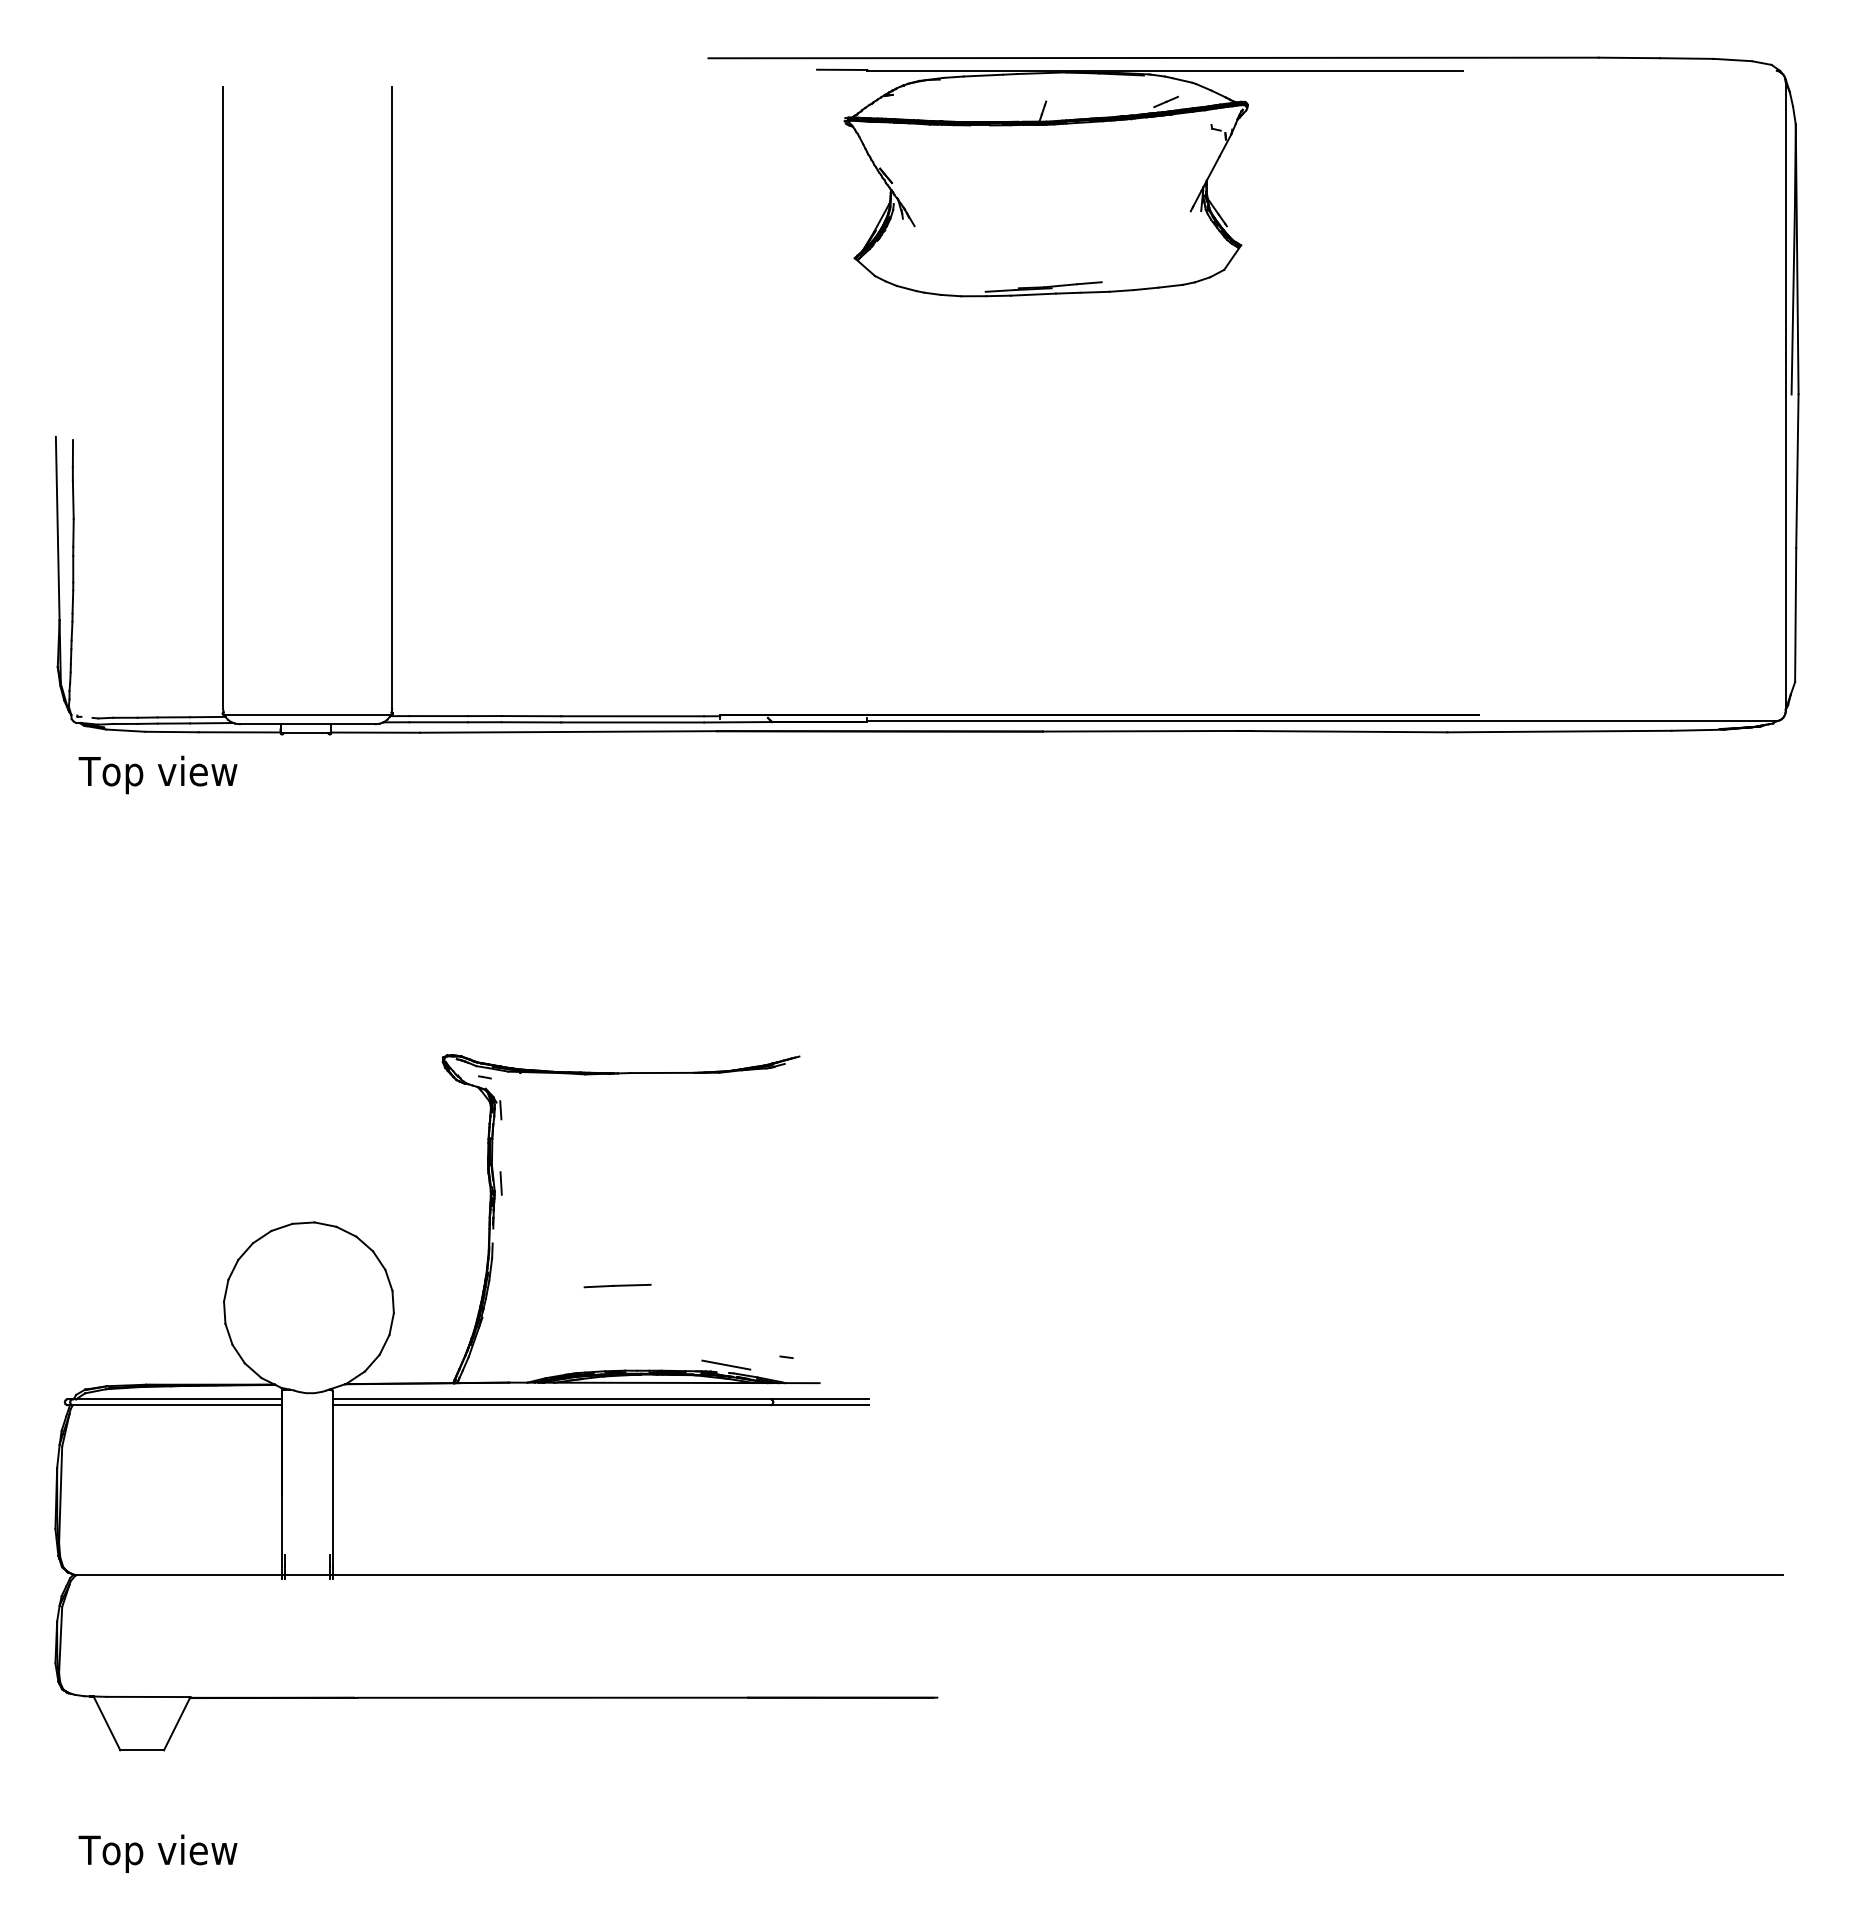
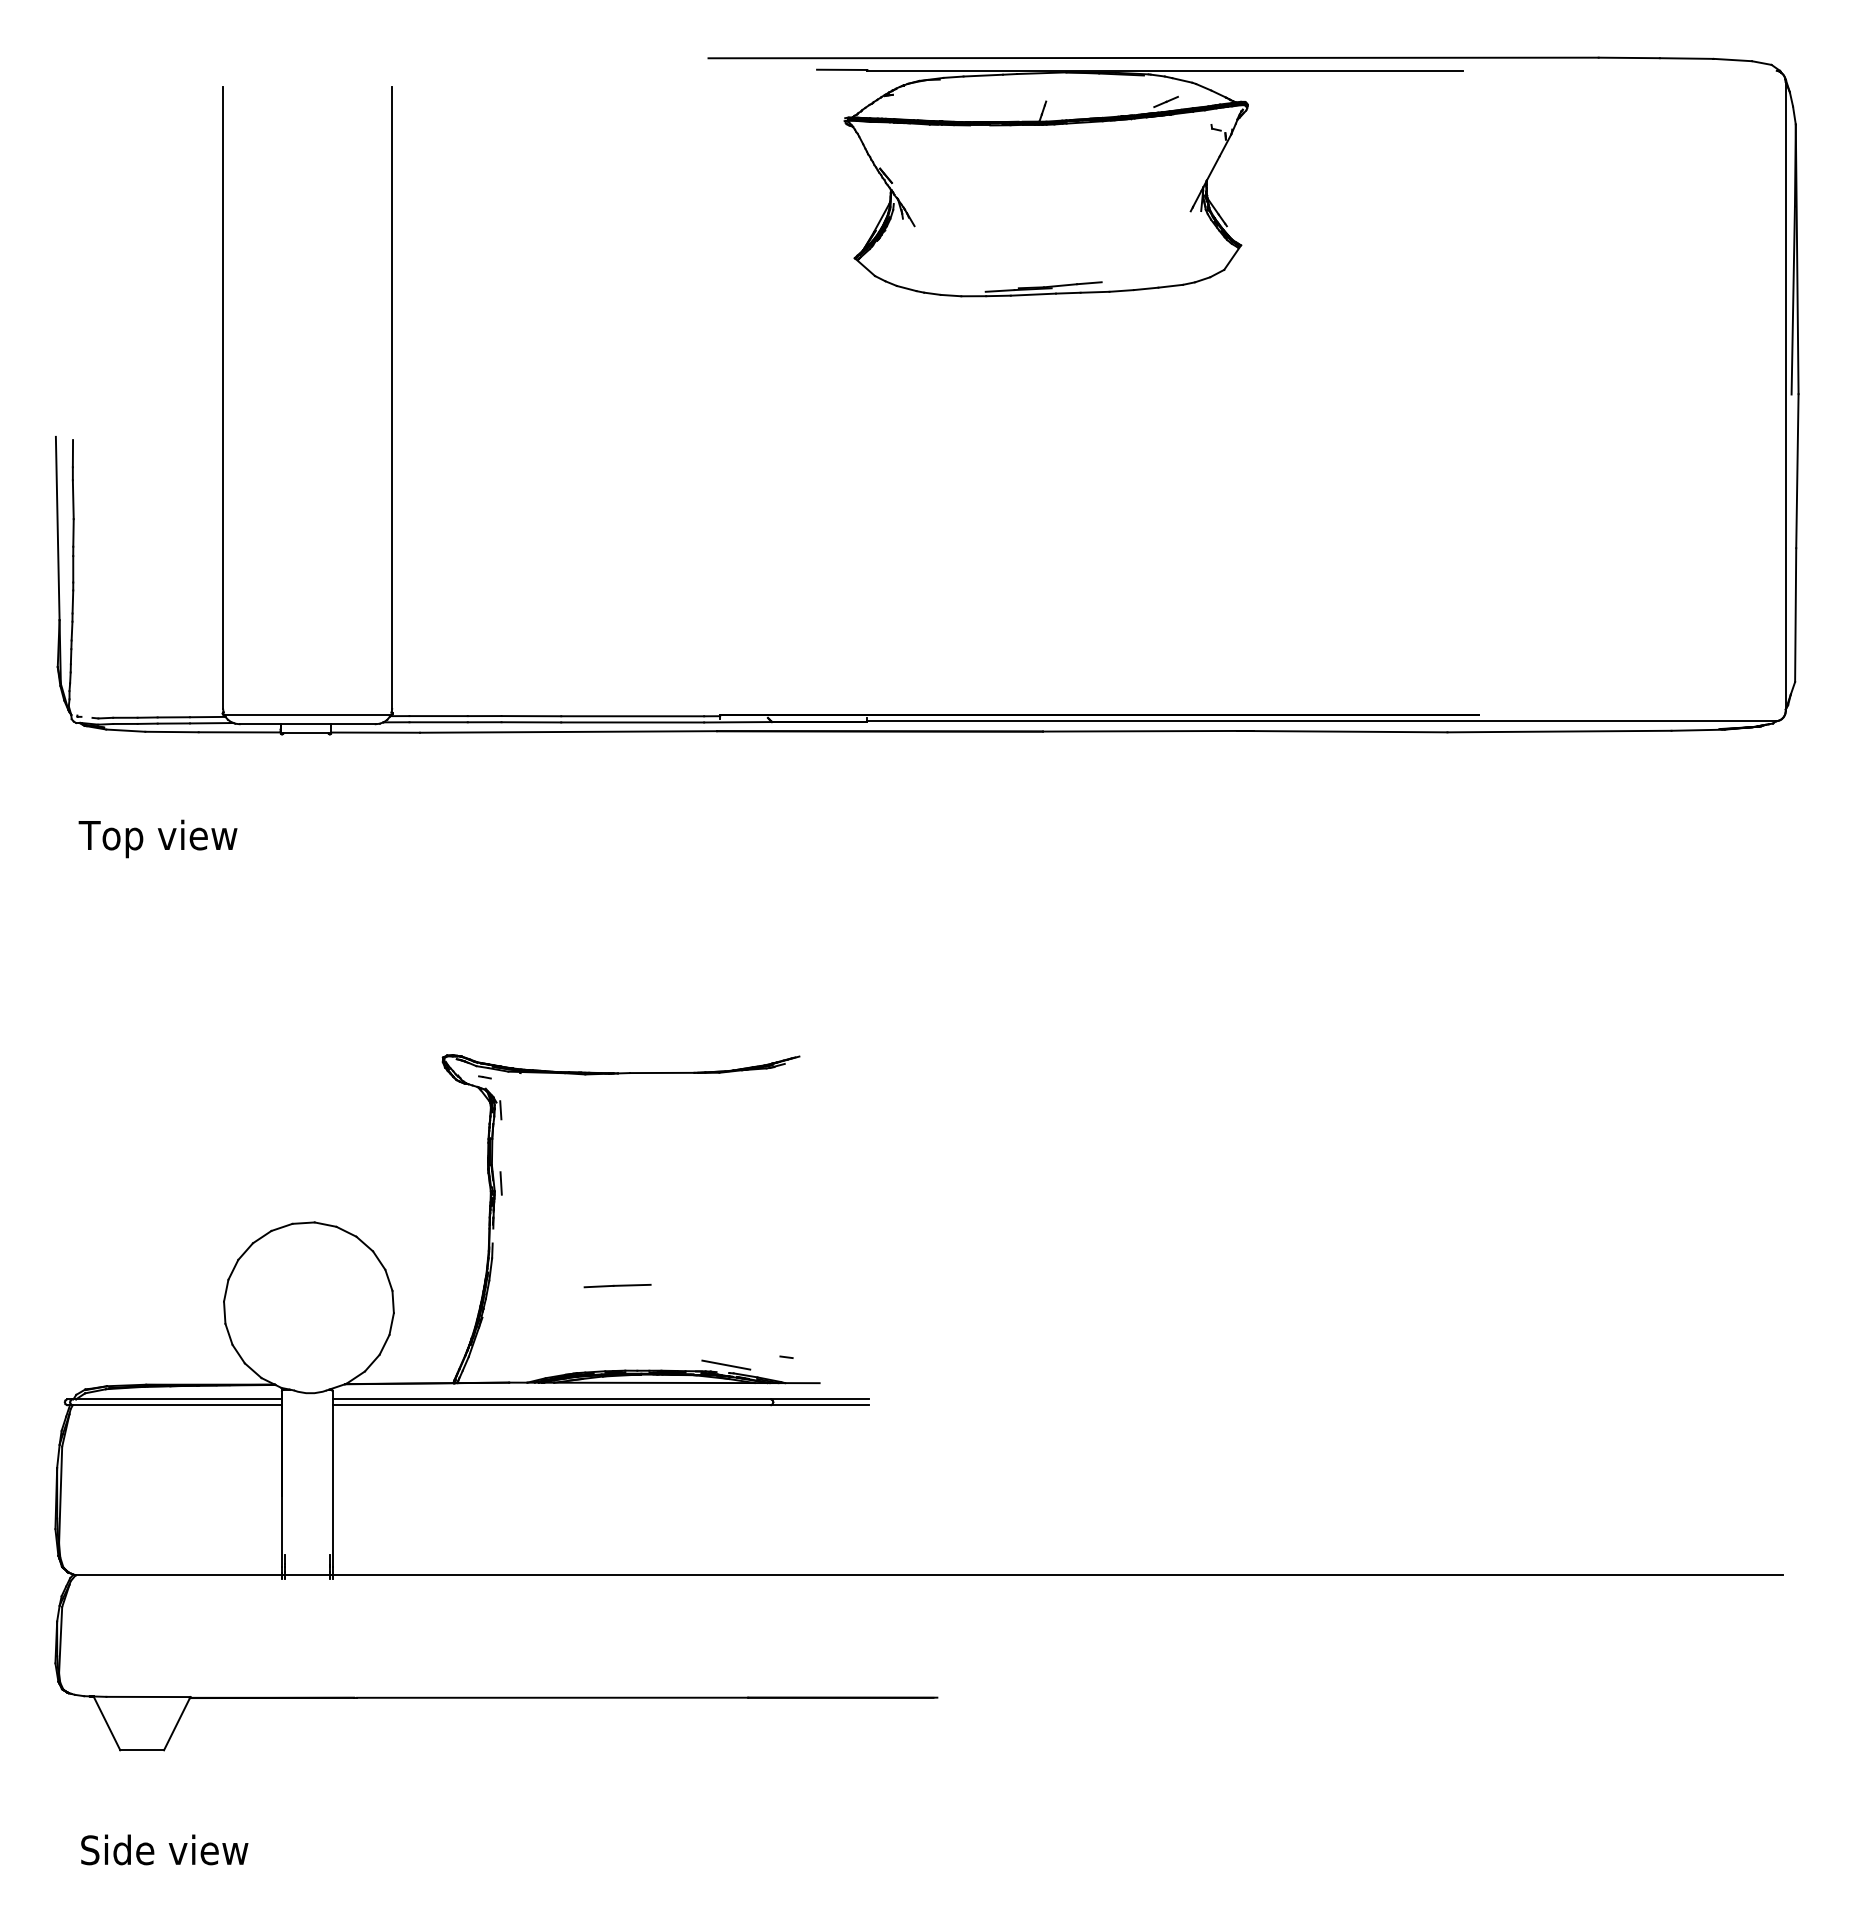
text position: (157, 774) -> (157, 838) (157, 838)
text: Top view -> Side view (163, 1853)
